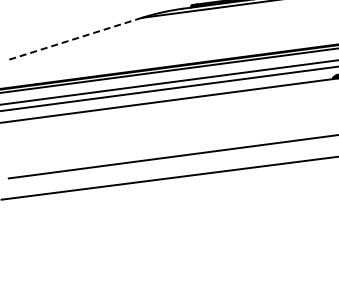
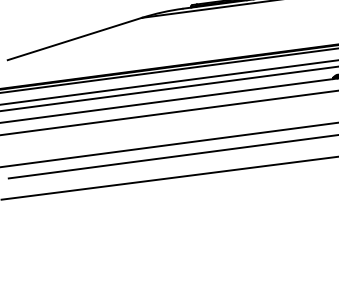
line: dashed -> solid (74, 39)
line: none -> present (168, 112)
line: none -> present (168, 144)
